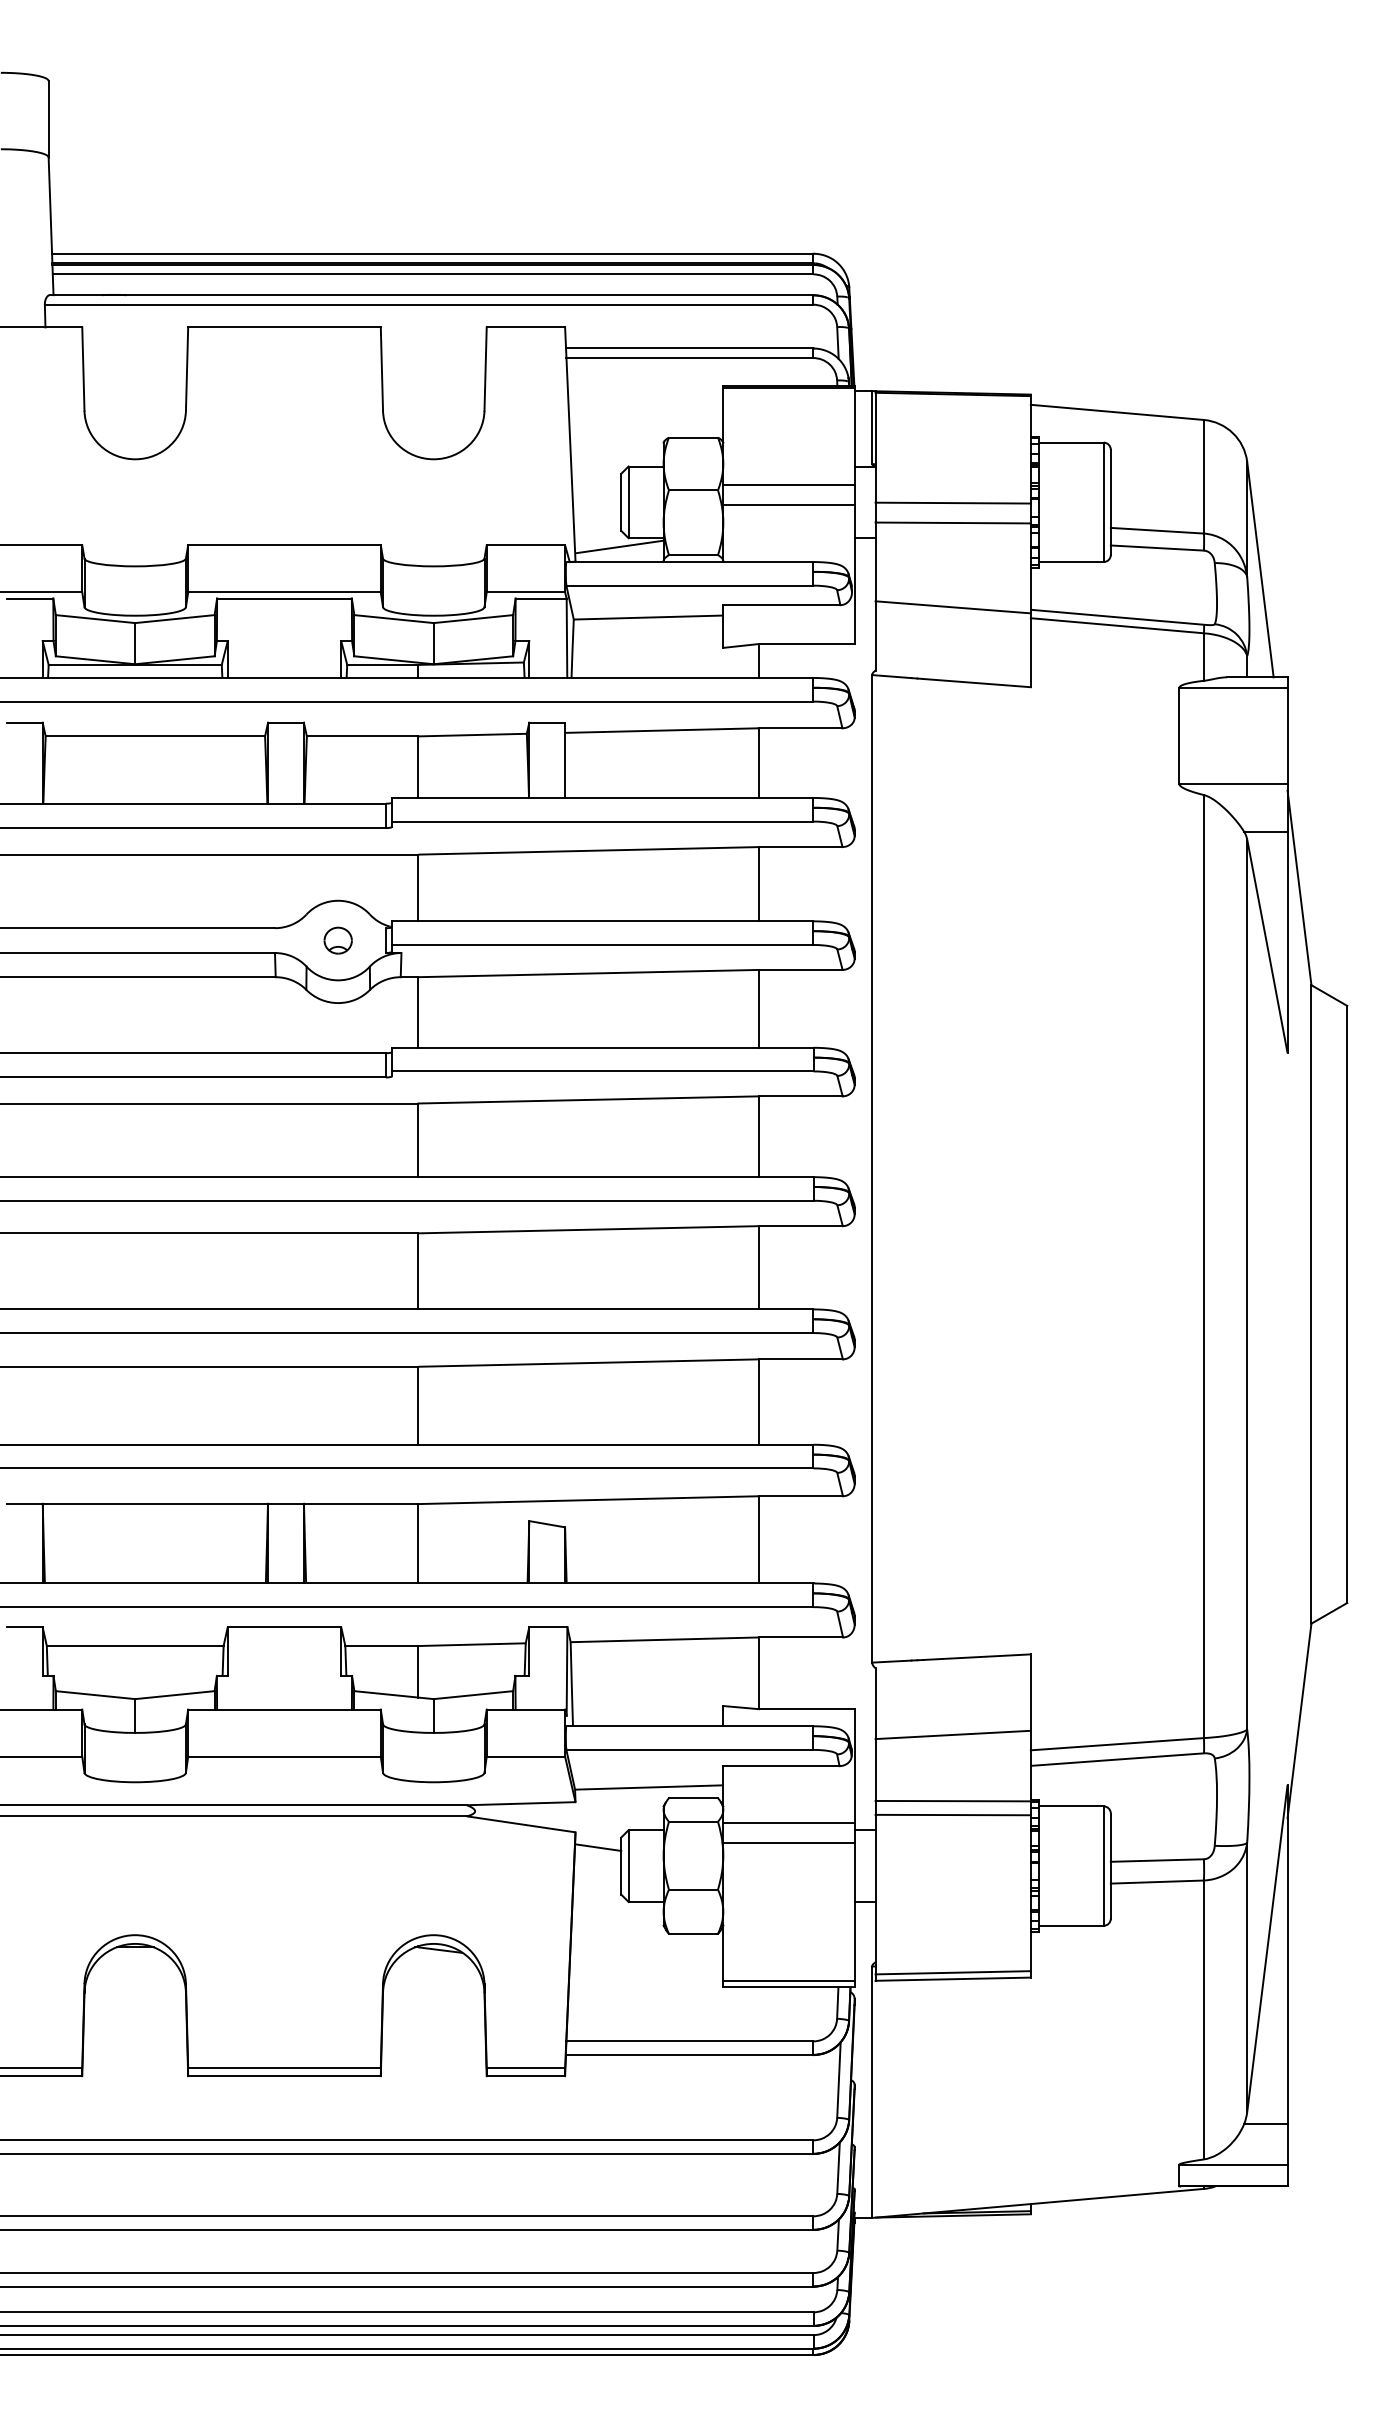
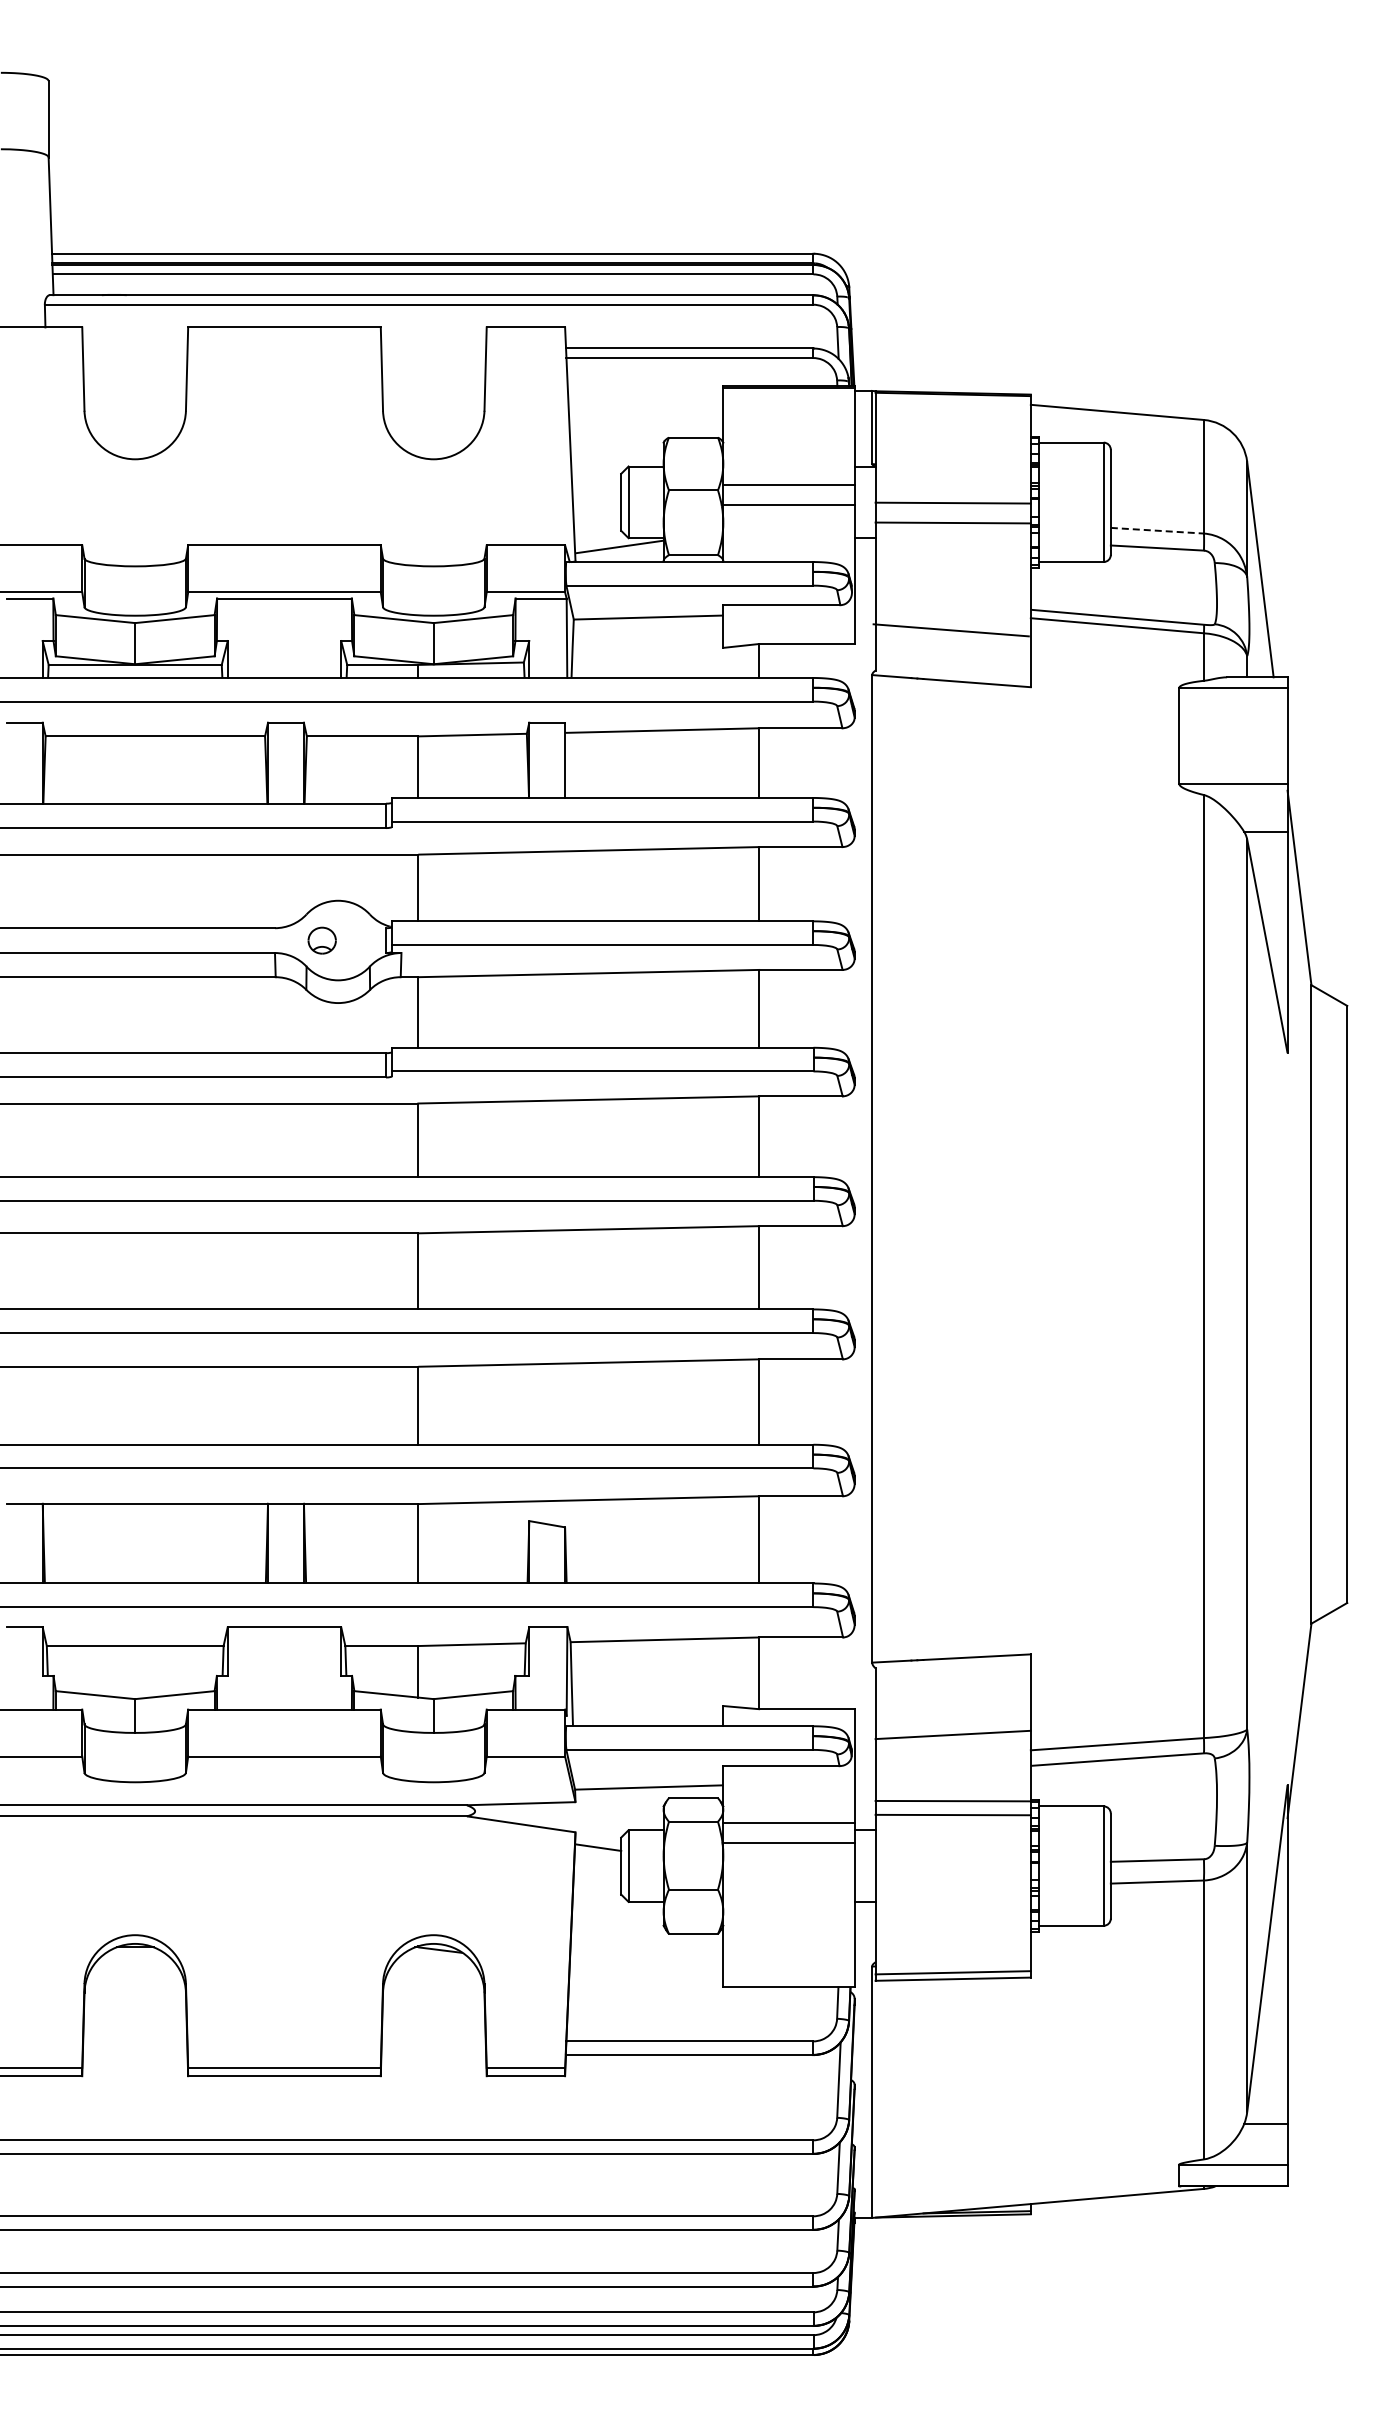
line: solid -> dashed (1157, 530)
line position: (952, 607) -> (950, 630) (950, 630)
part position: (337, 940) -> (321, 940) (321, 940)
line: present -> none (788, 1980)
